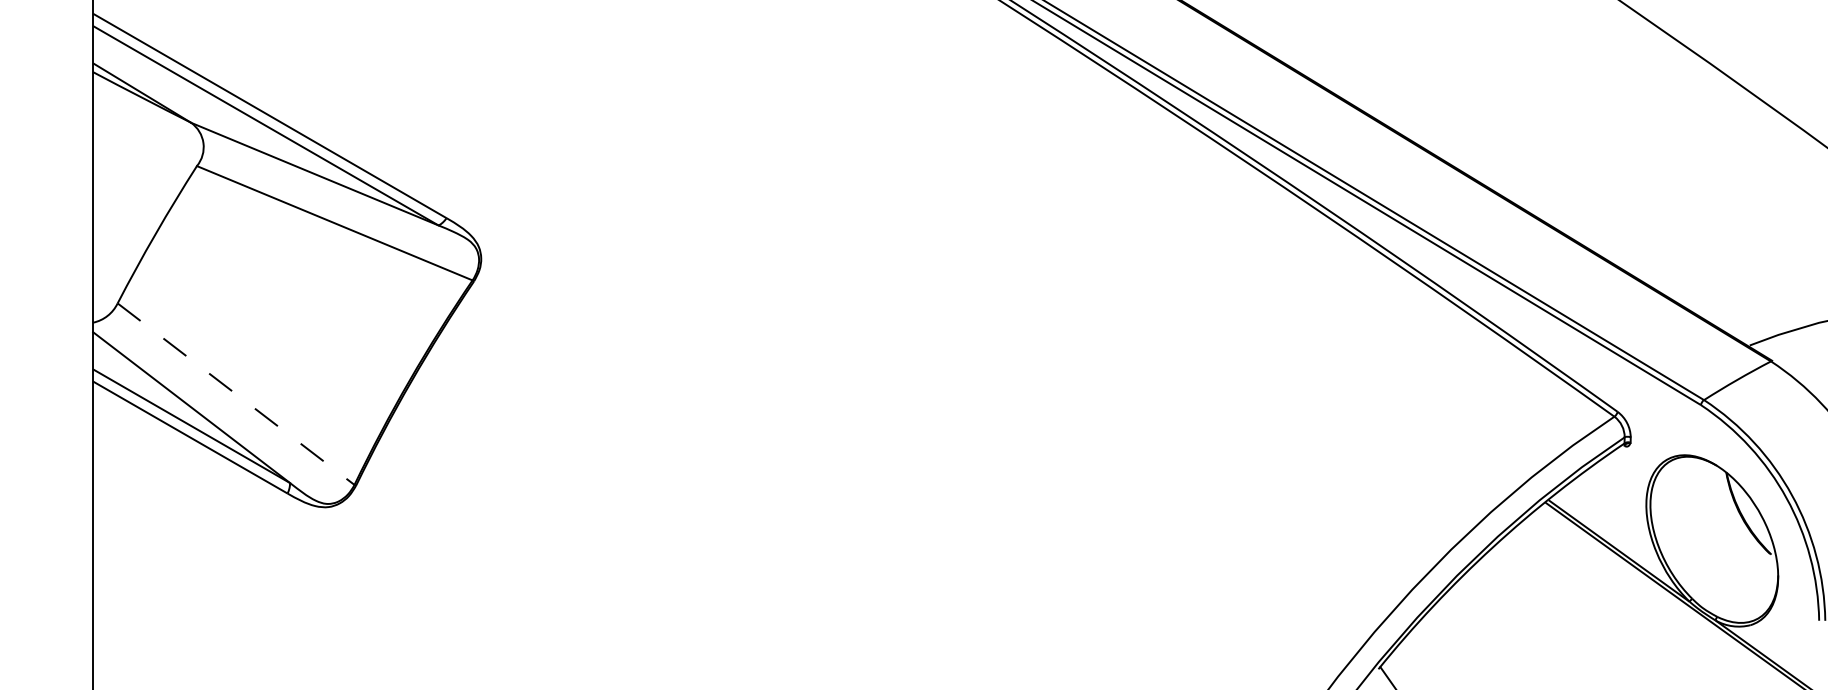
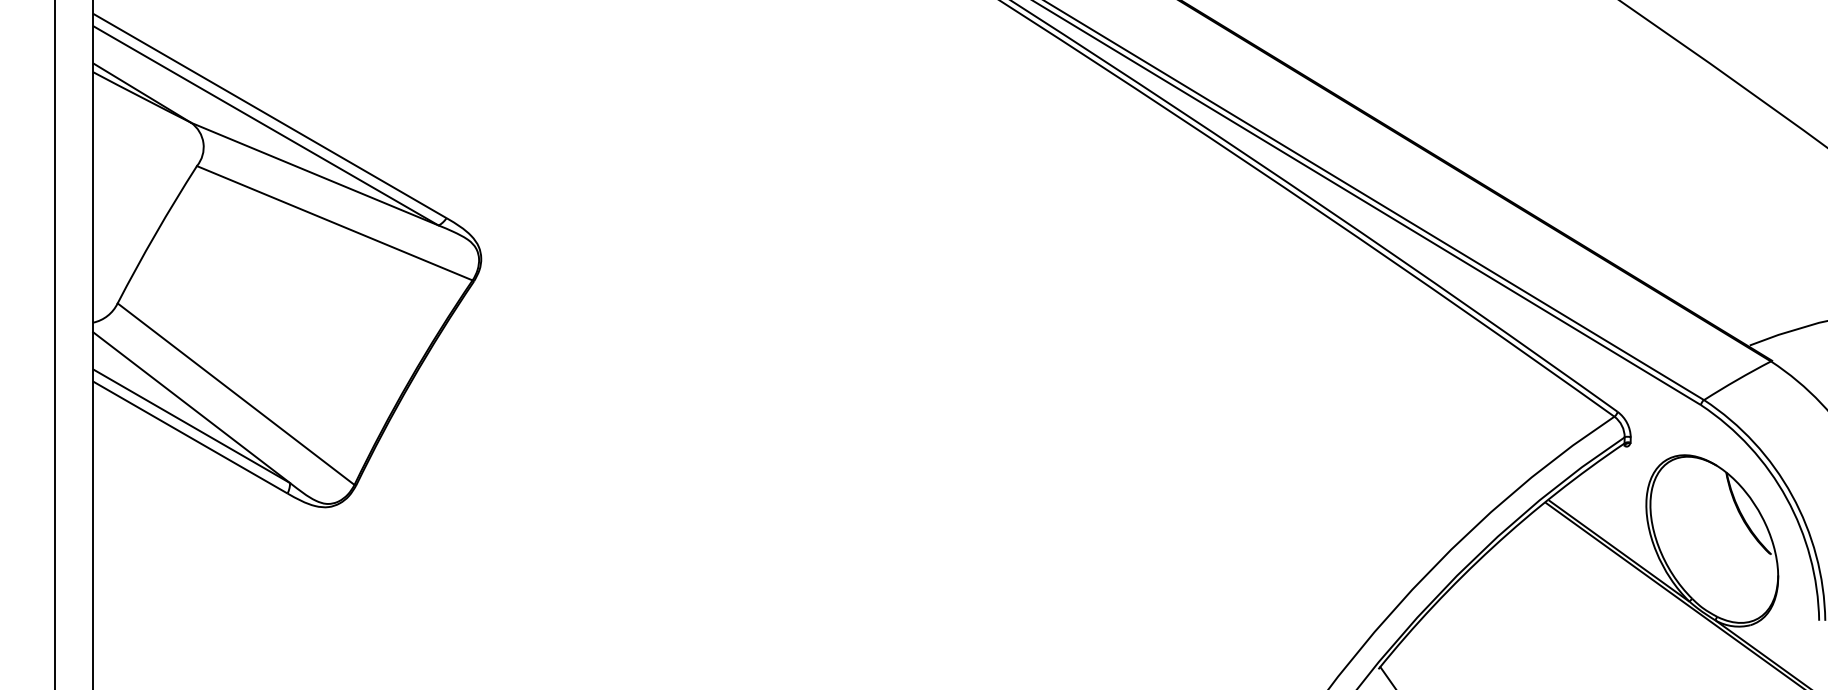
line: none -> present (54, 344)
line: dashed -> solid (236, 394)
